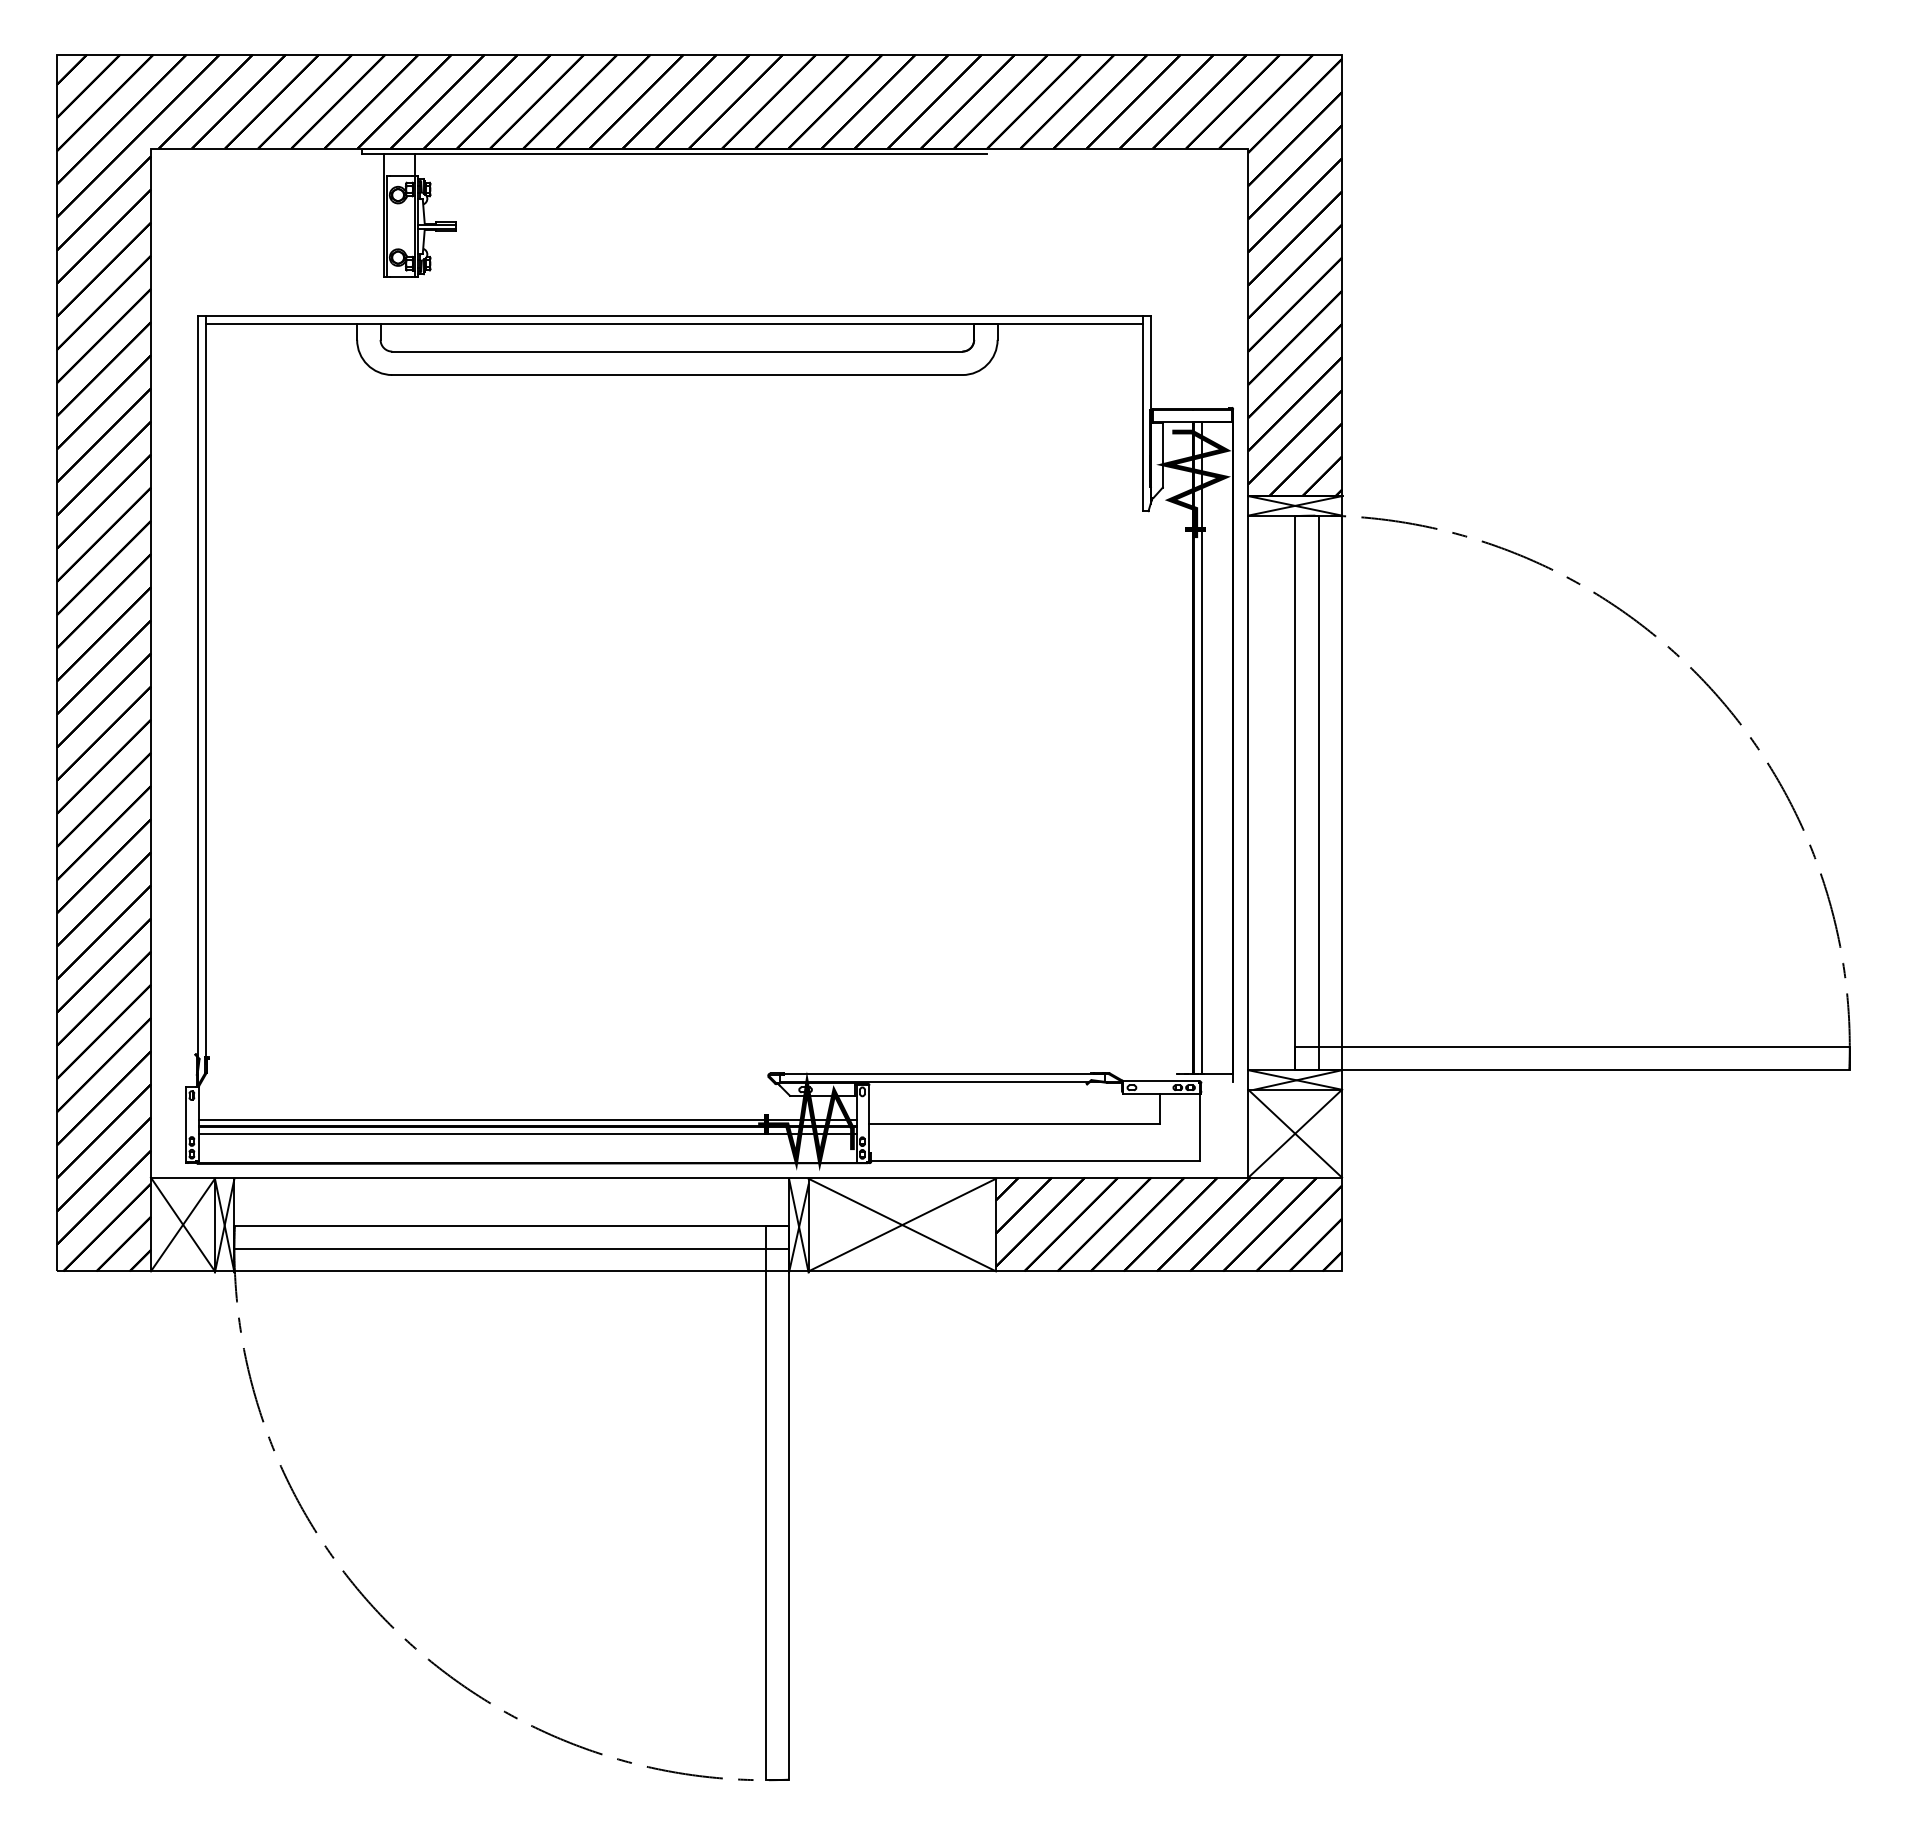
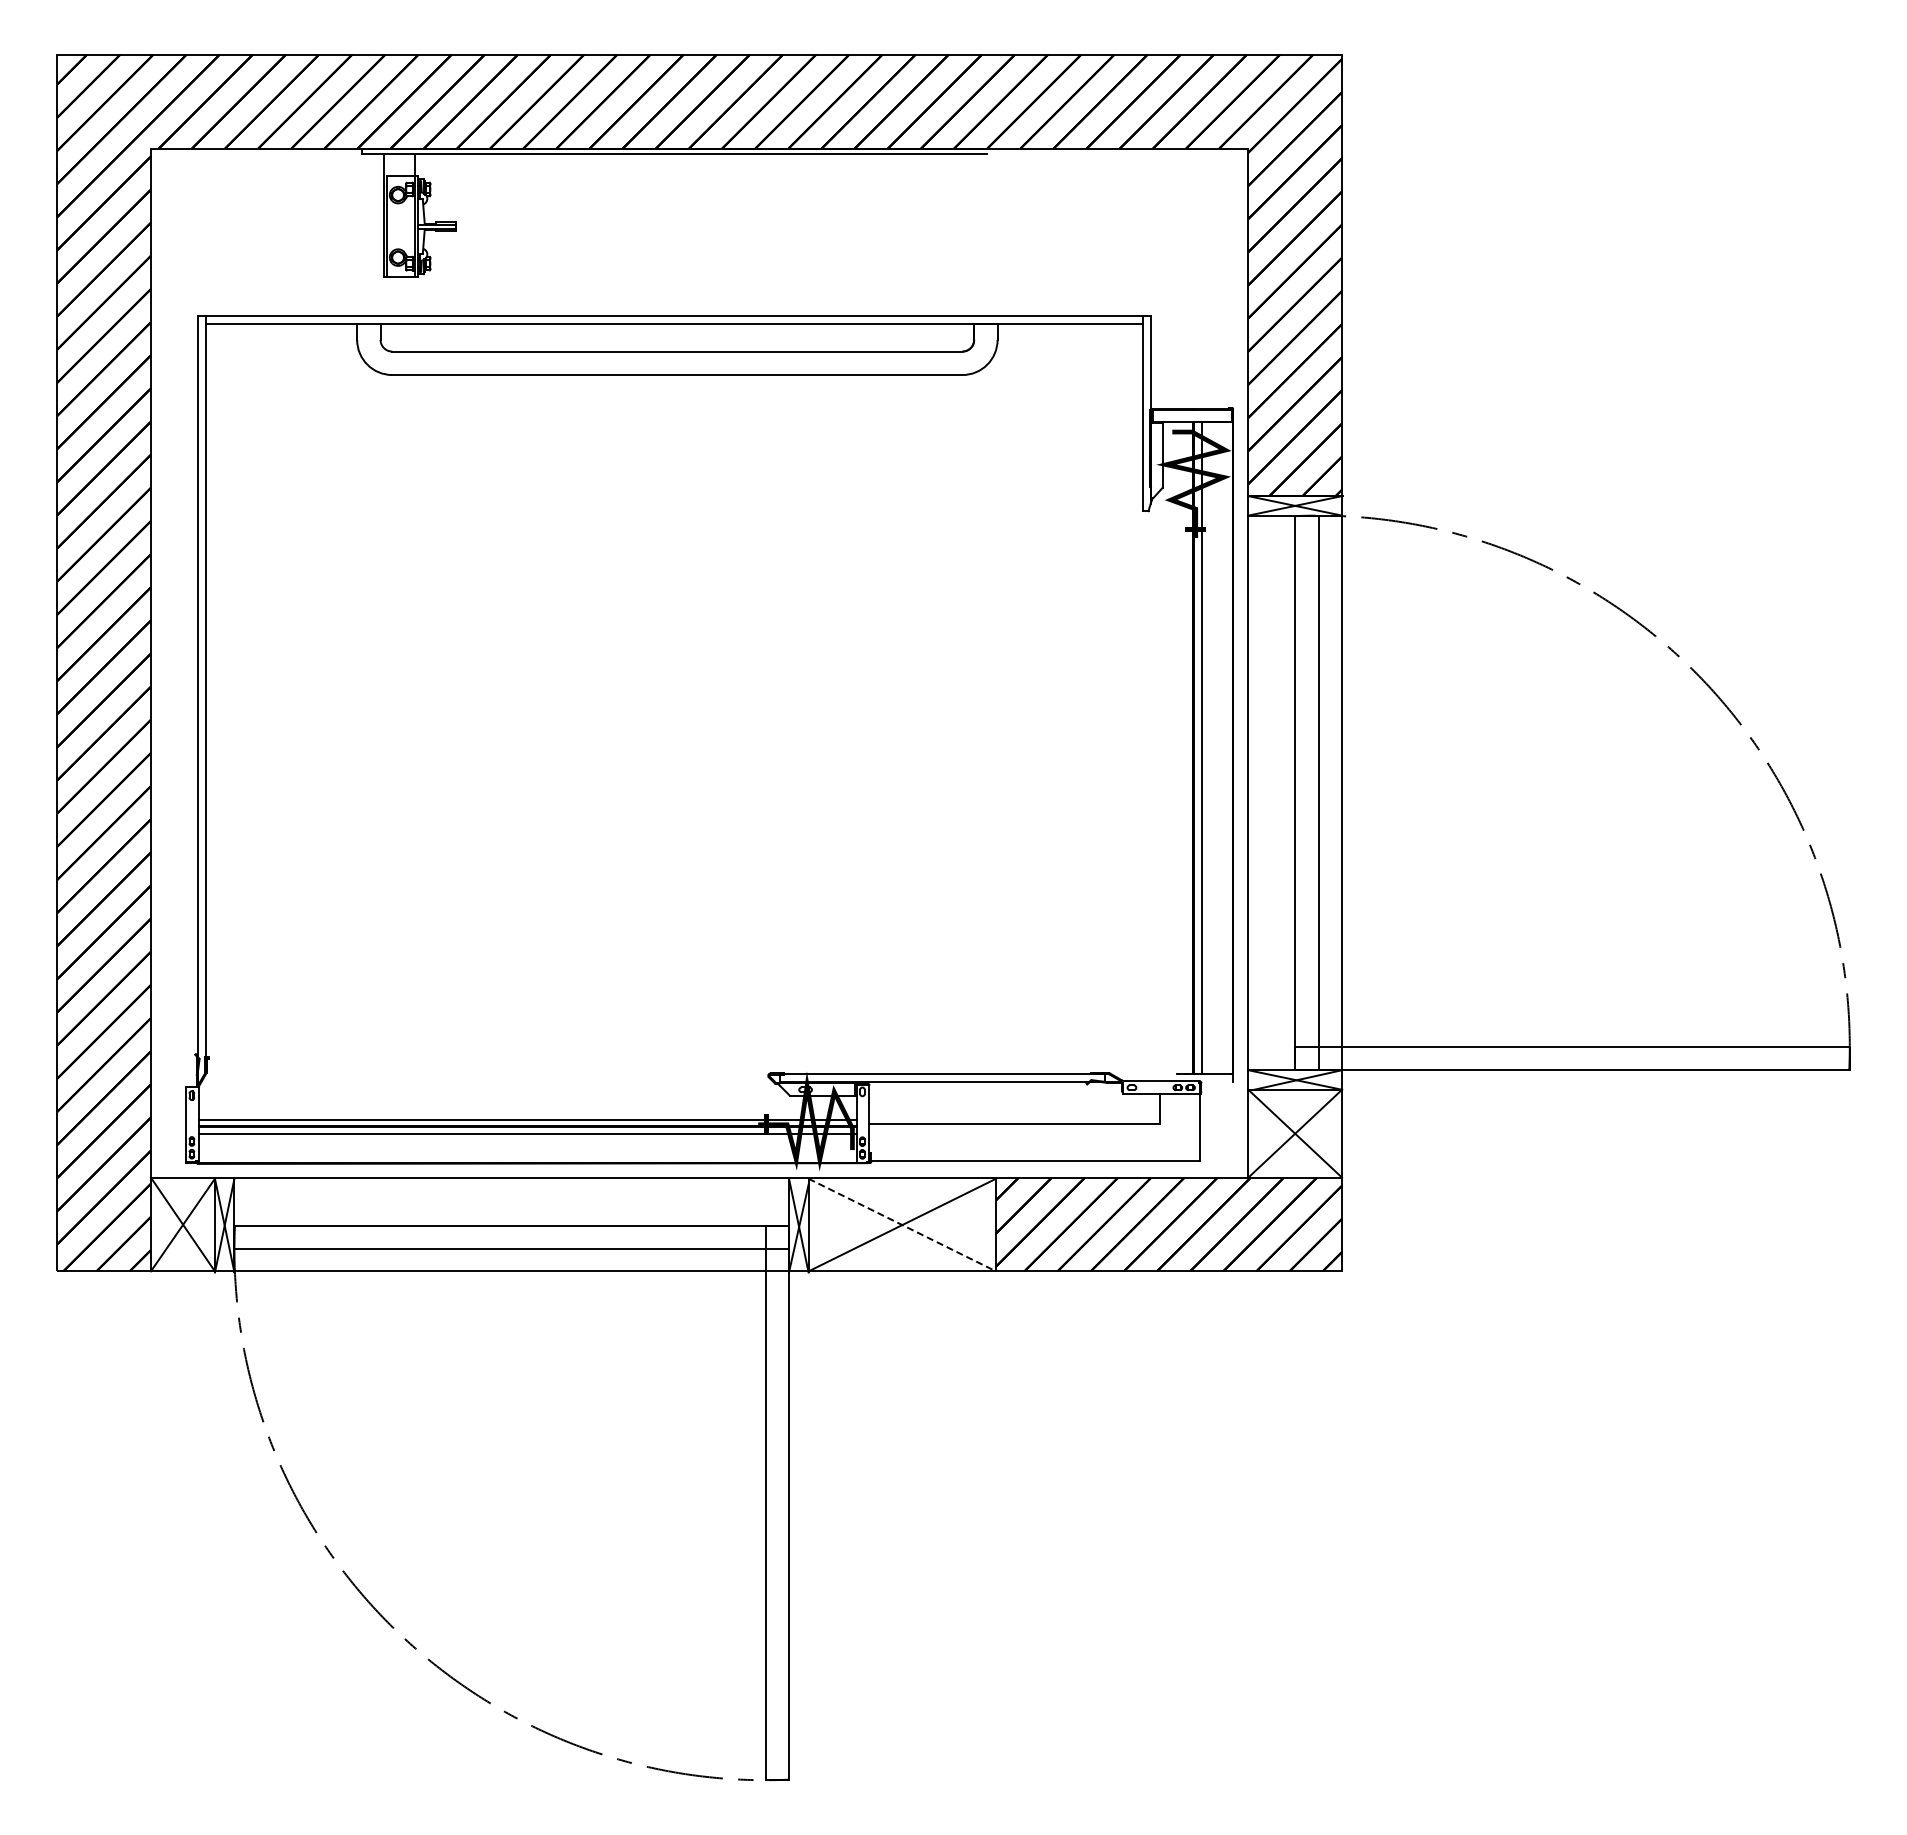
line: solid -> dashed (902, 1225)
